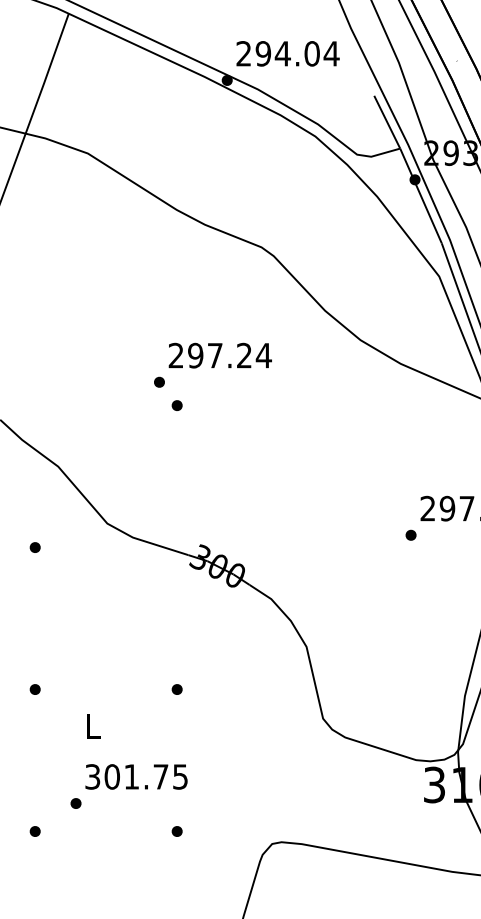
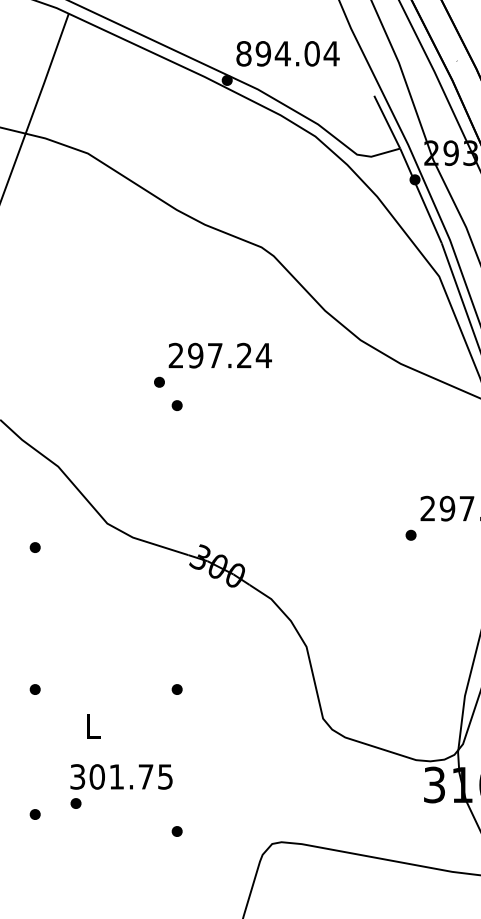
text: 294.04 -> 894.04 (243, 53)
text position: (136, 776) -> (121, 776) (121, 776)
part position: (34, 831) -> (34, 814) (34, 814)
